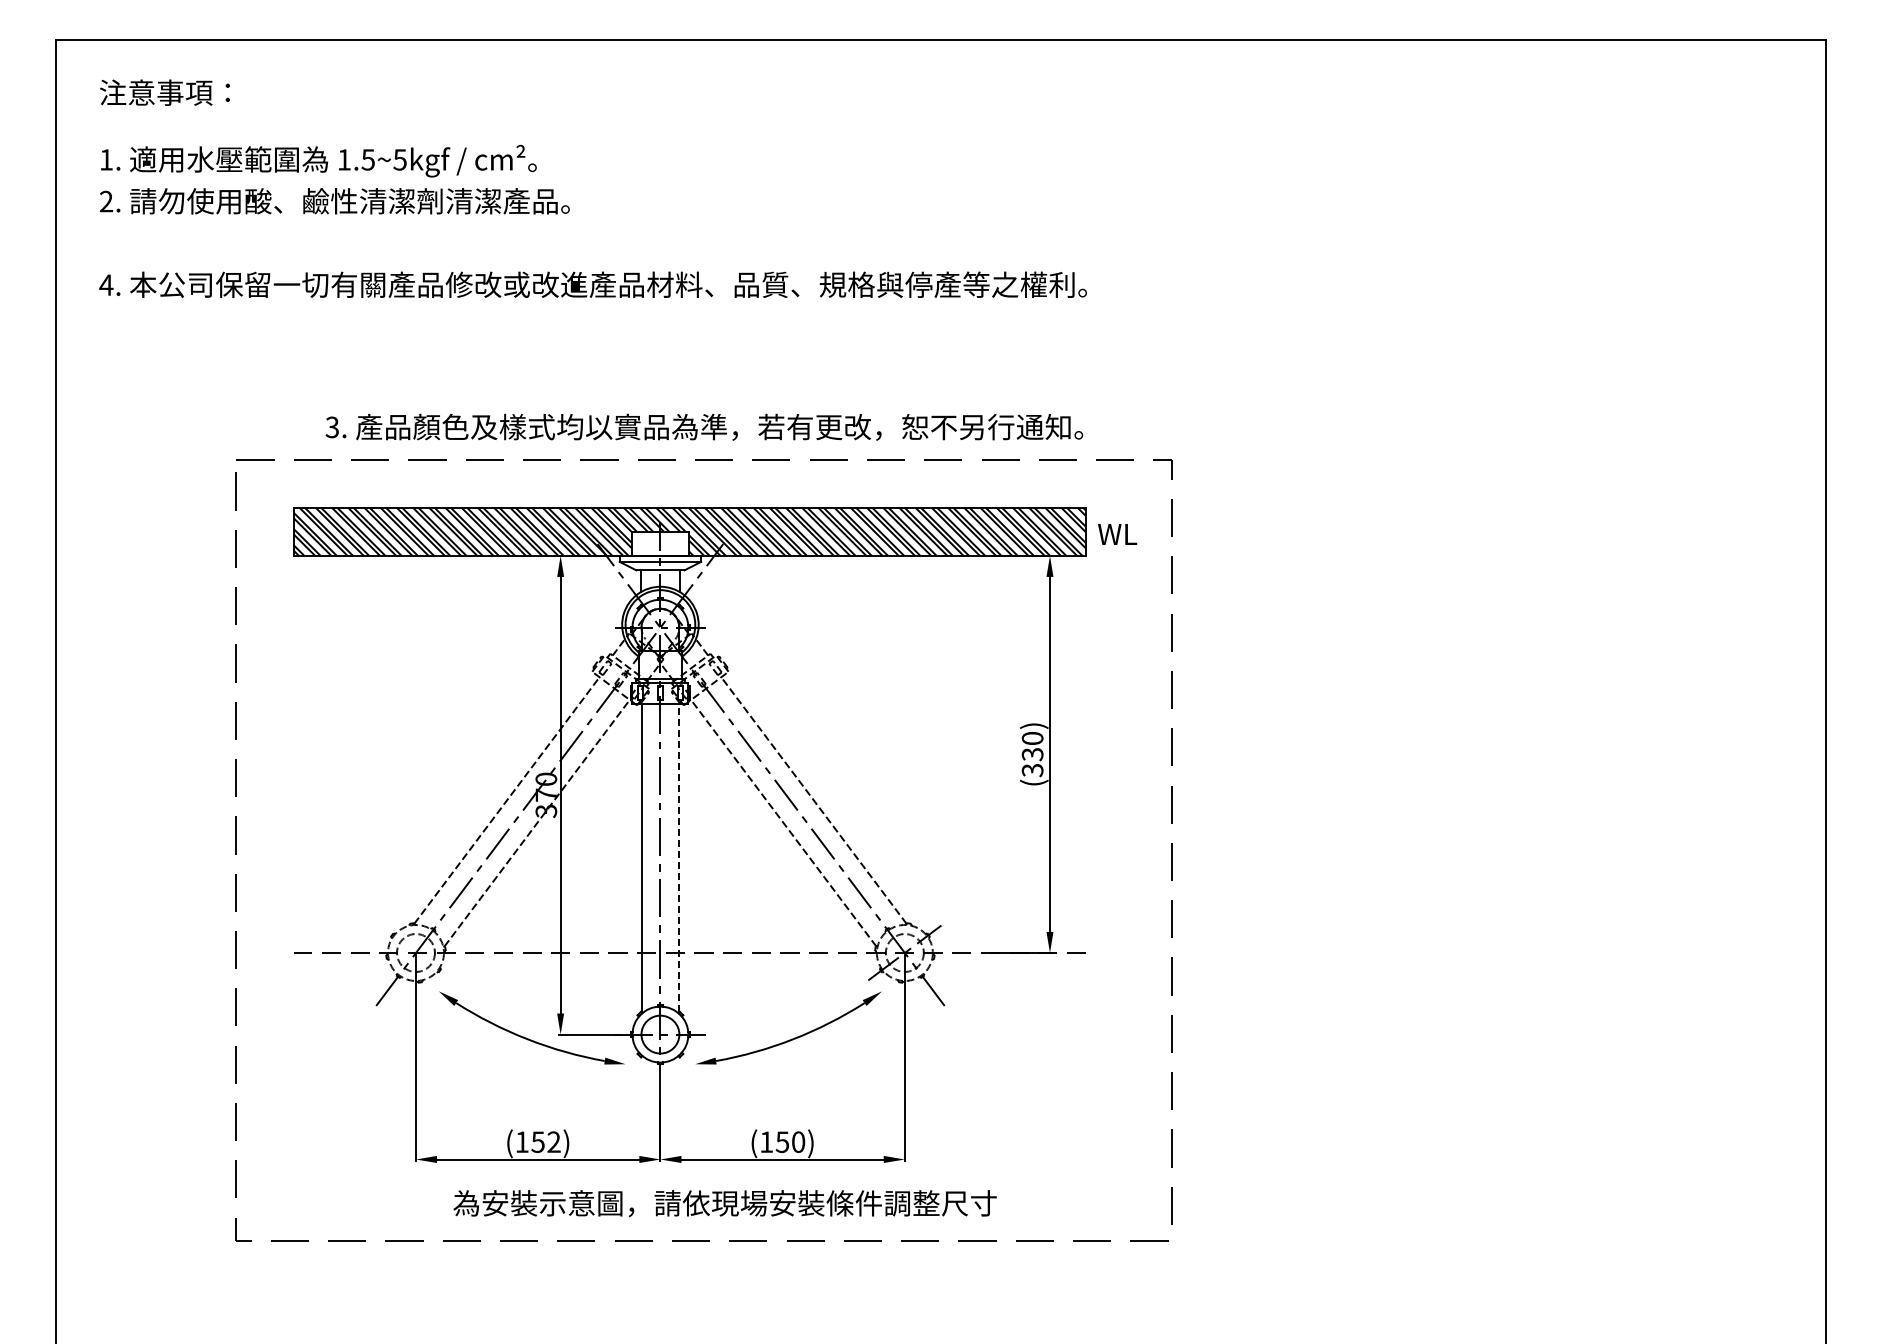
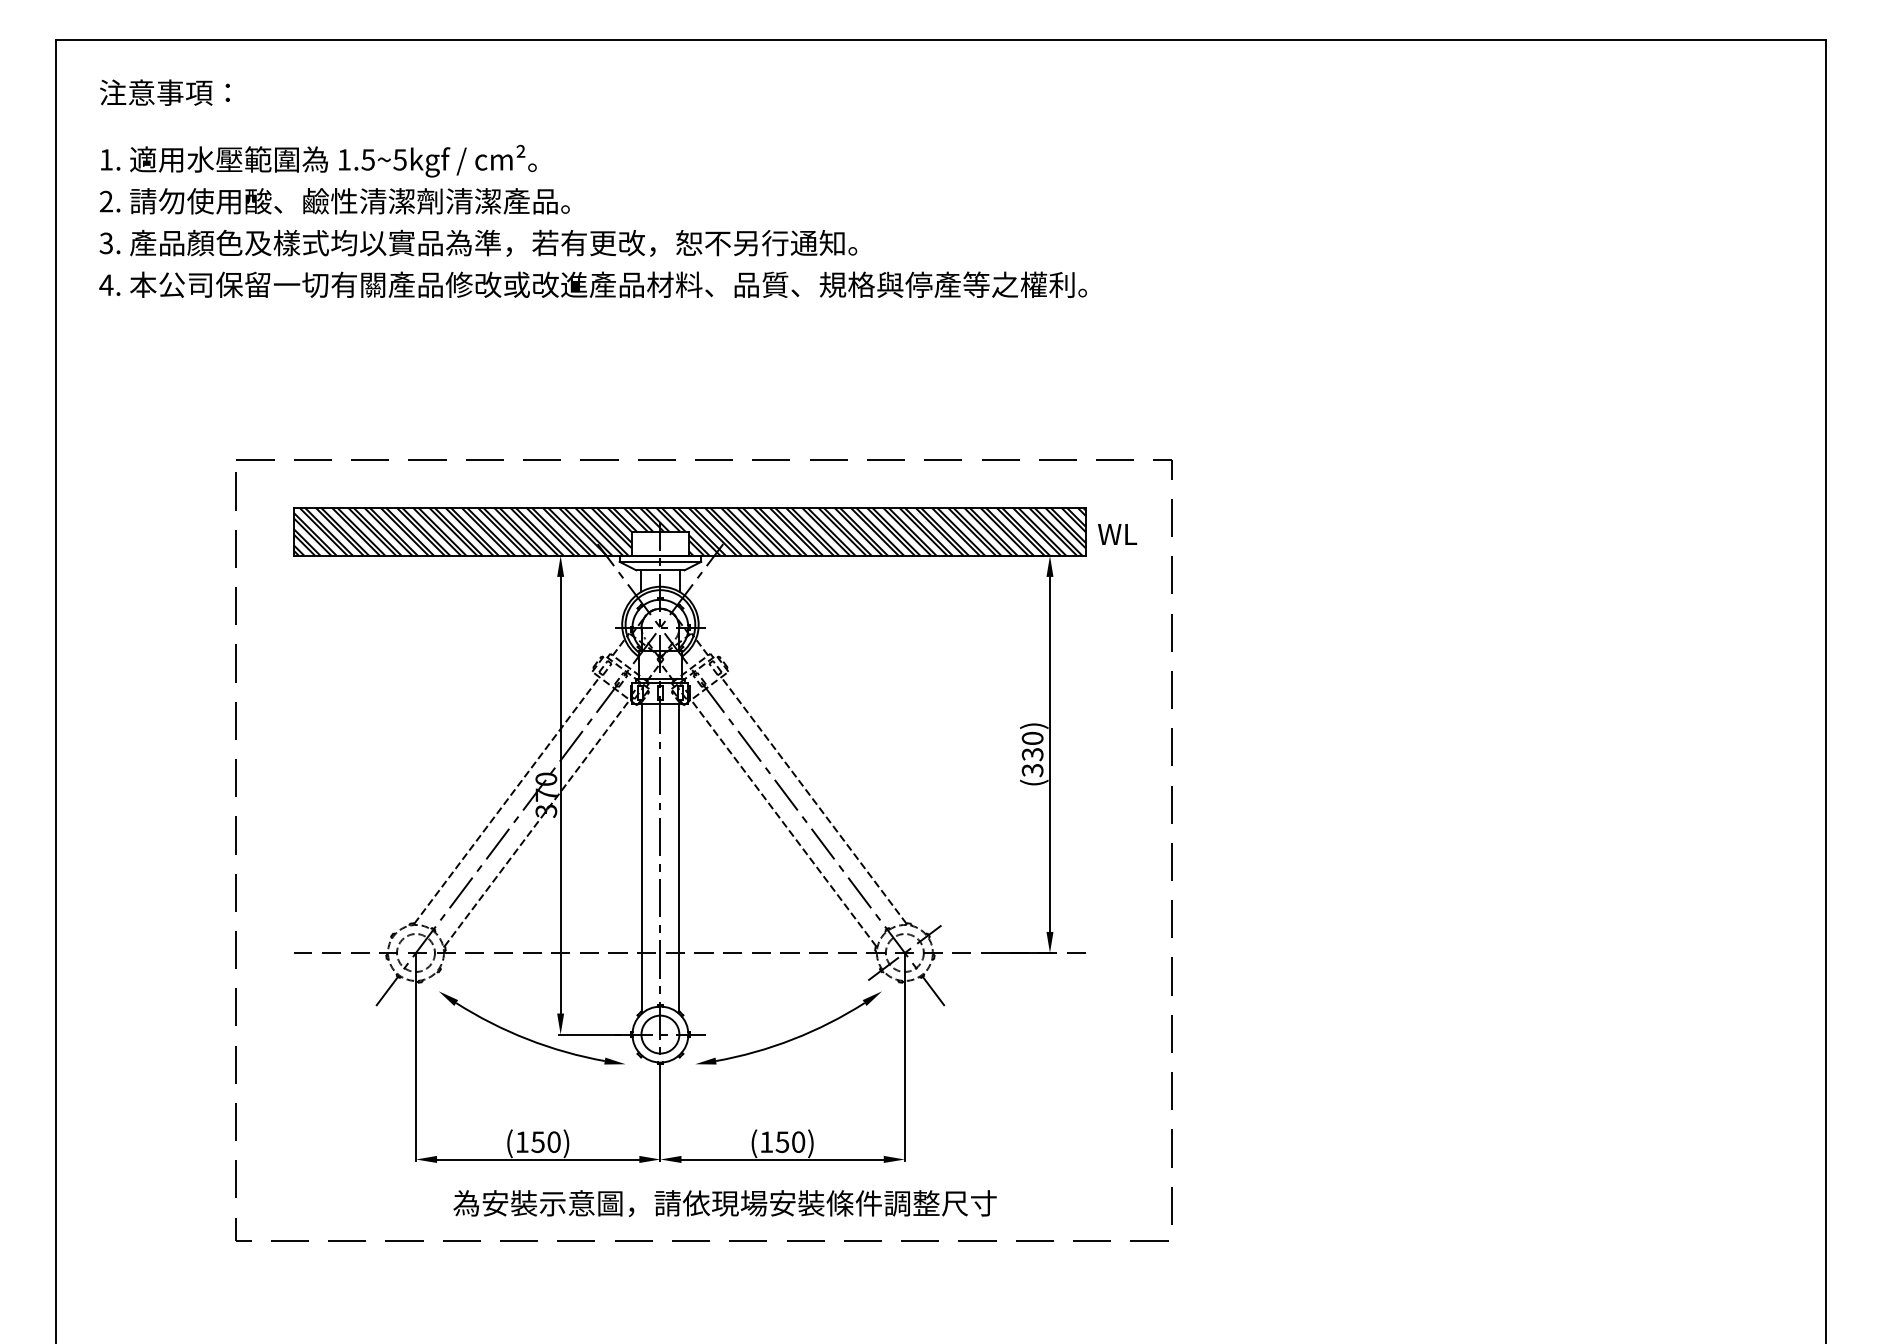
text position: (704, 426) -> (478, 242) (478, 242)
line: dashed -> solid (679, 857)
text: (152) -> (150) (553, 1142)
